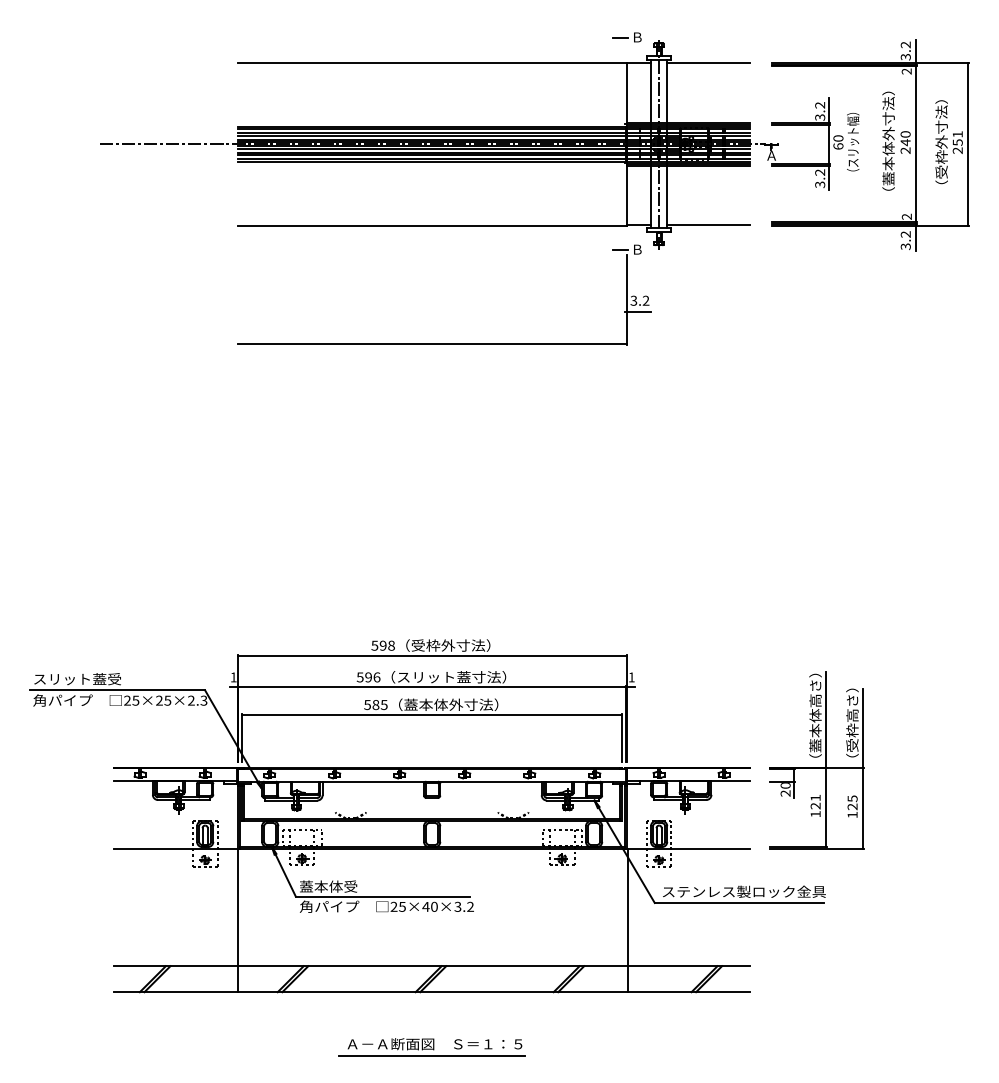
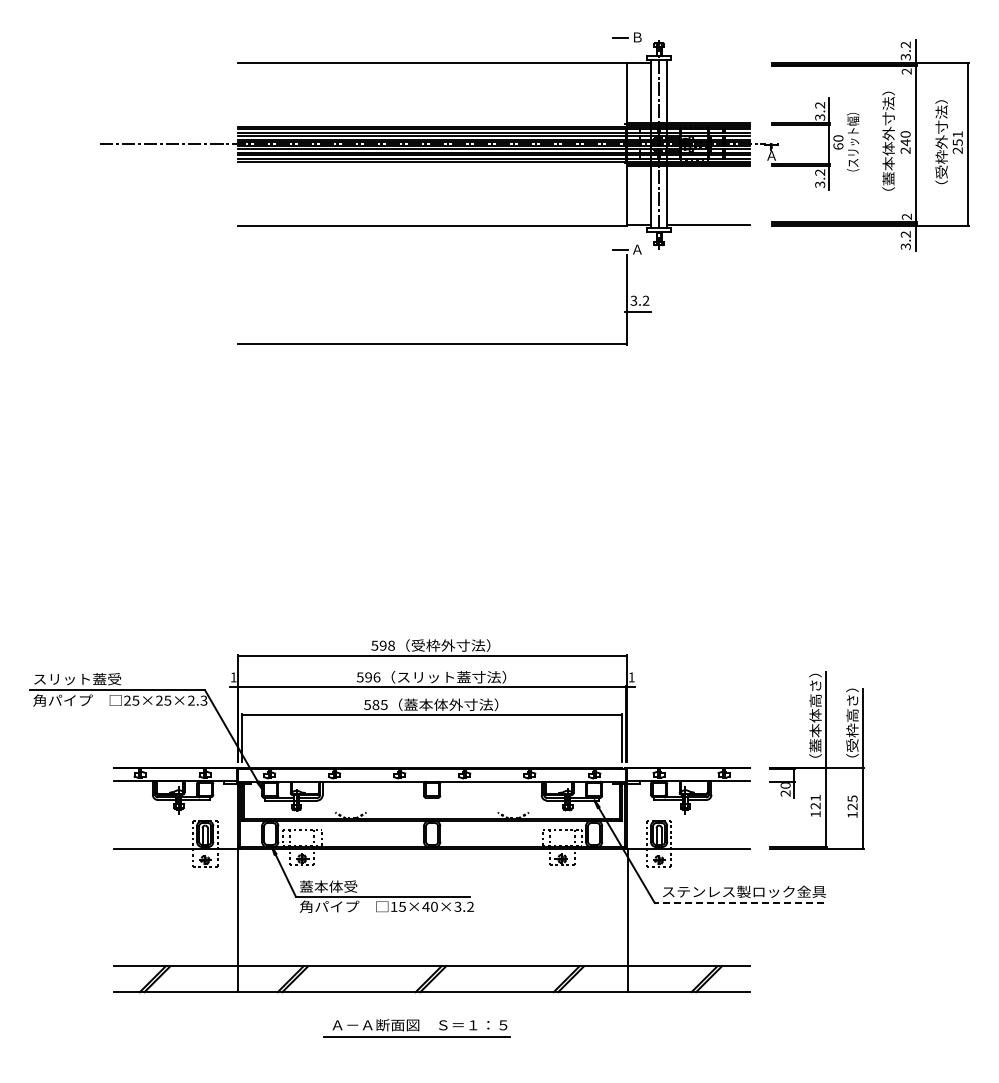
line: present -> none (708, 62)
text: Ｂ -> Ａ (637, 249)
line: solid -> dashed (738, 902)
text: 25×40×3.2 -> 15×40×3.2 (393, 906)
part position: (431, 1047) -> (416, 1028) (416, 1028)
